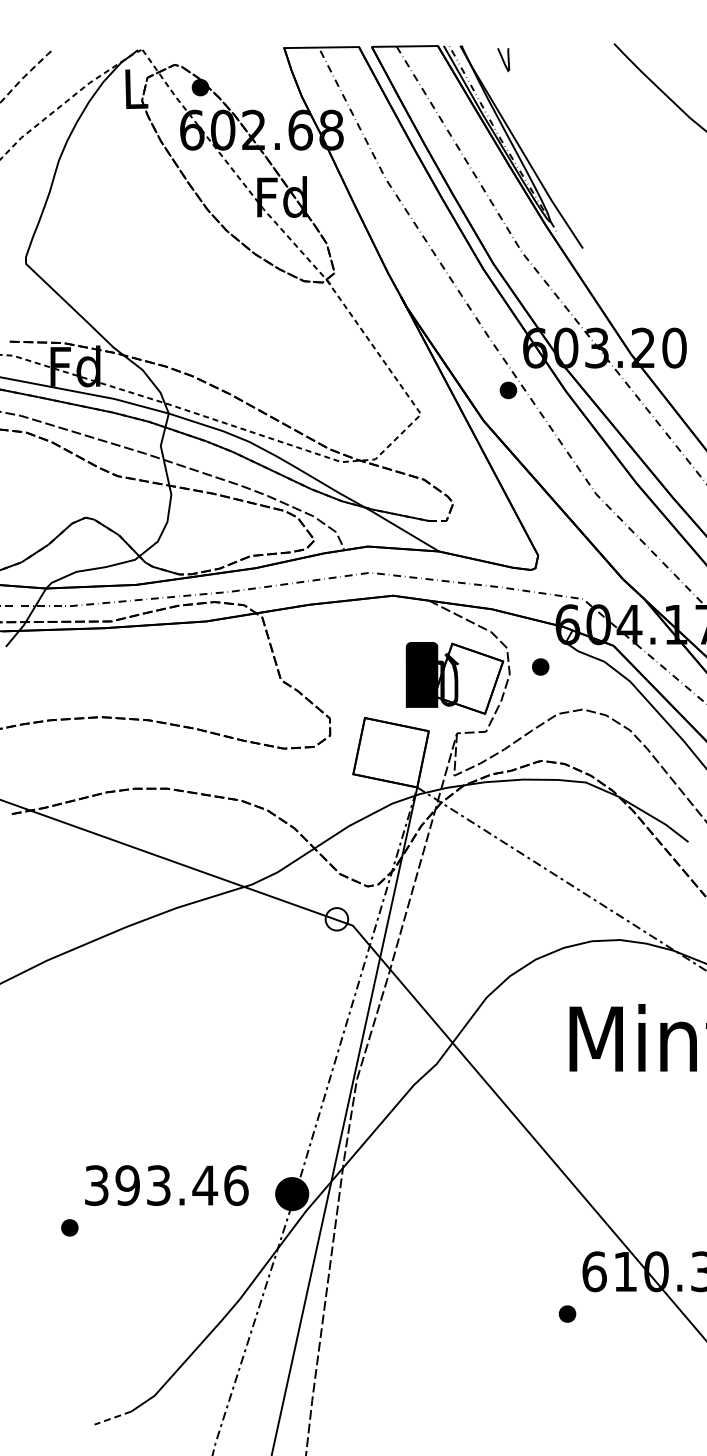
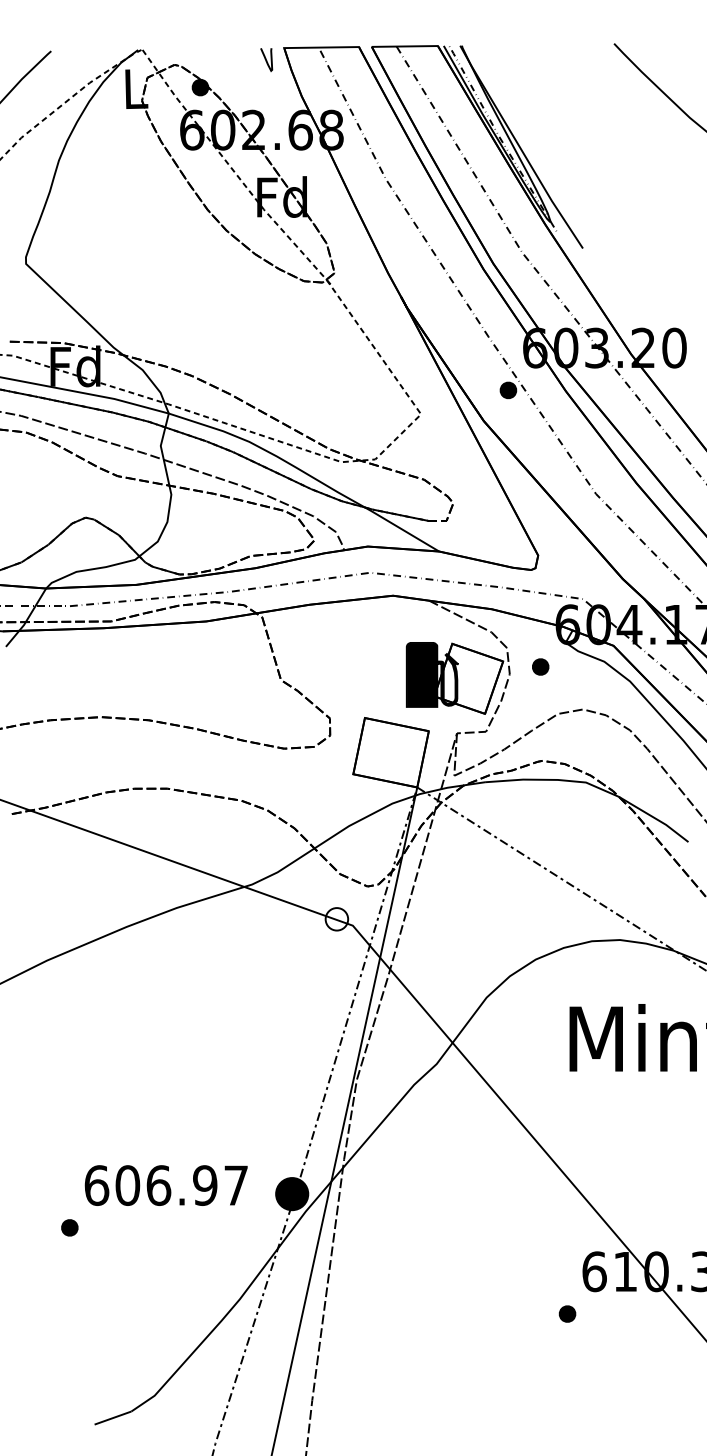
curve position: (503, 60) -> (266, 60) (266, 60)
line: dashed -> solid (24, 76)
text: 393.46 -> 606.97 (166, 1185)
line: dashed -> solid (113, 1418)
